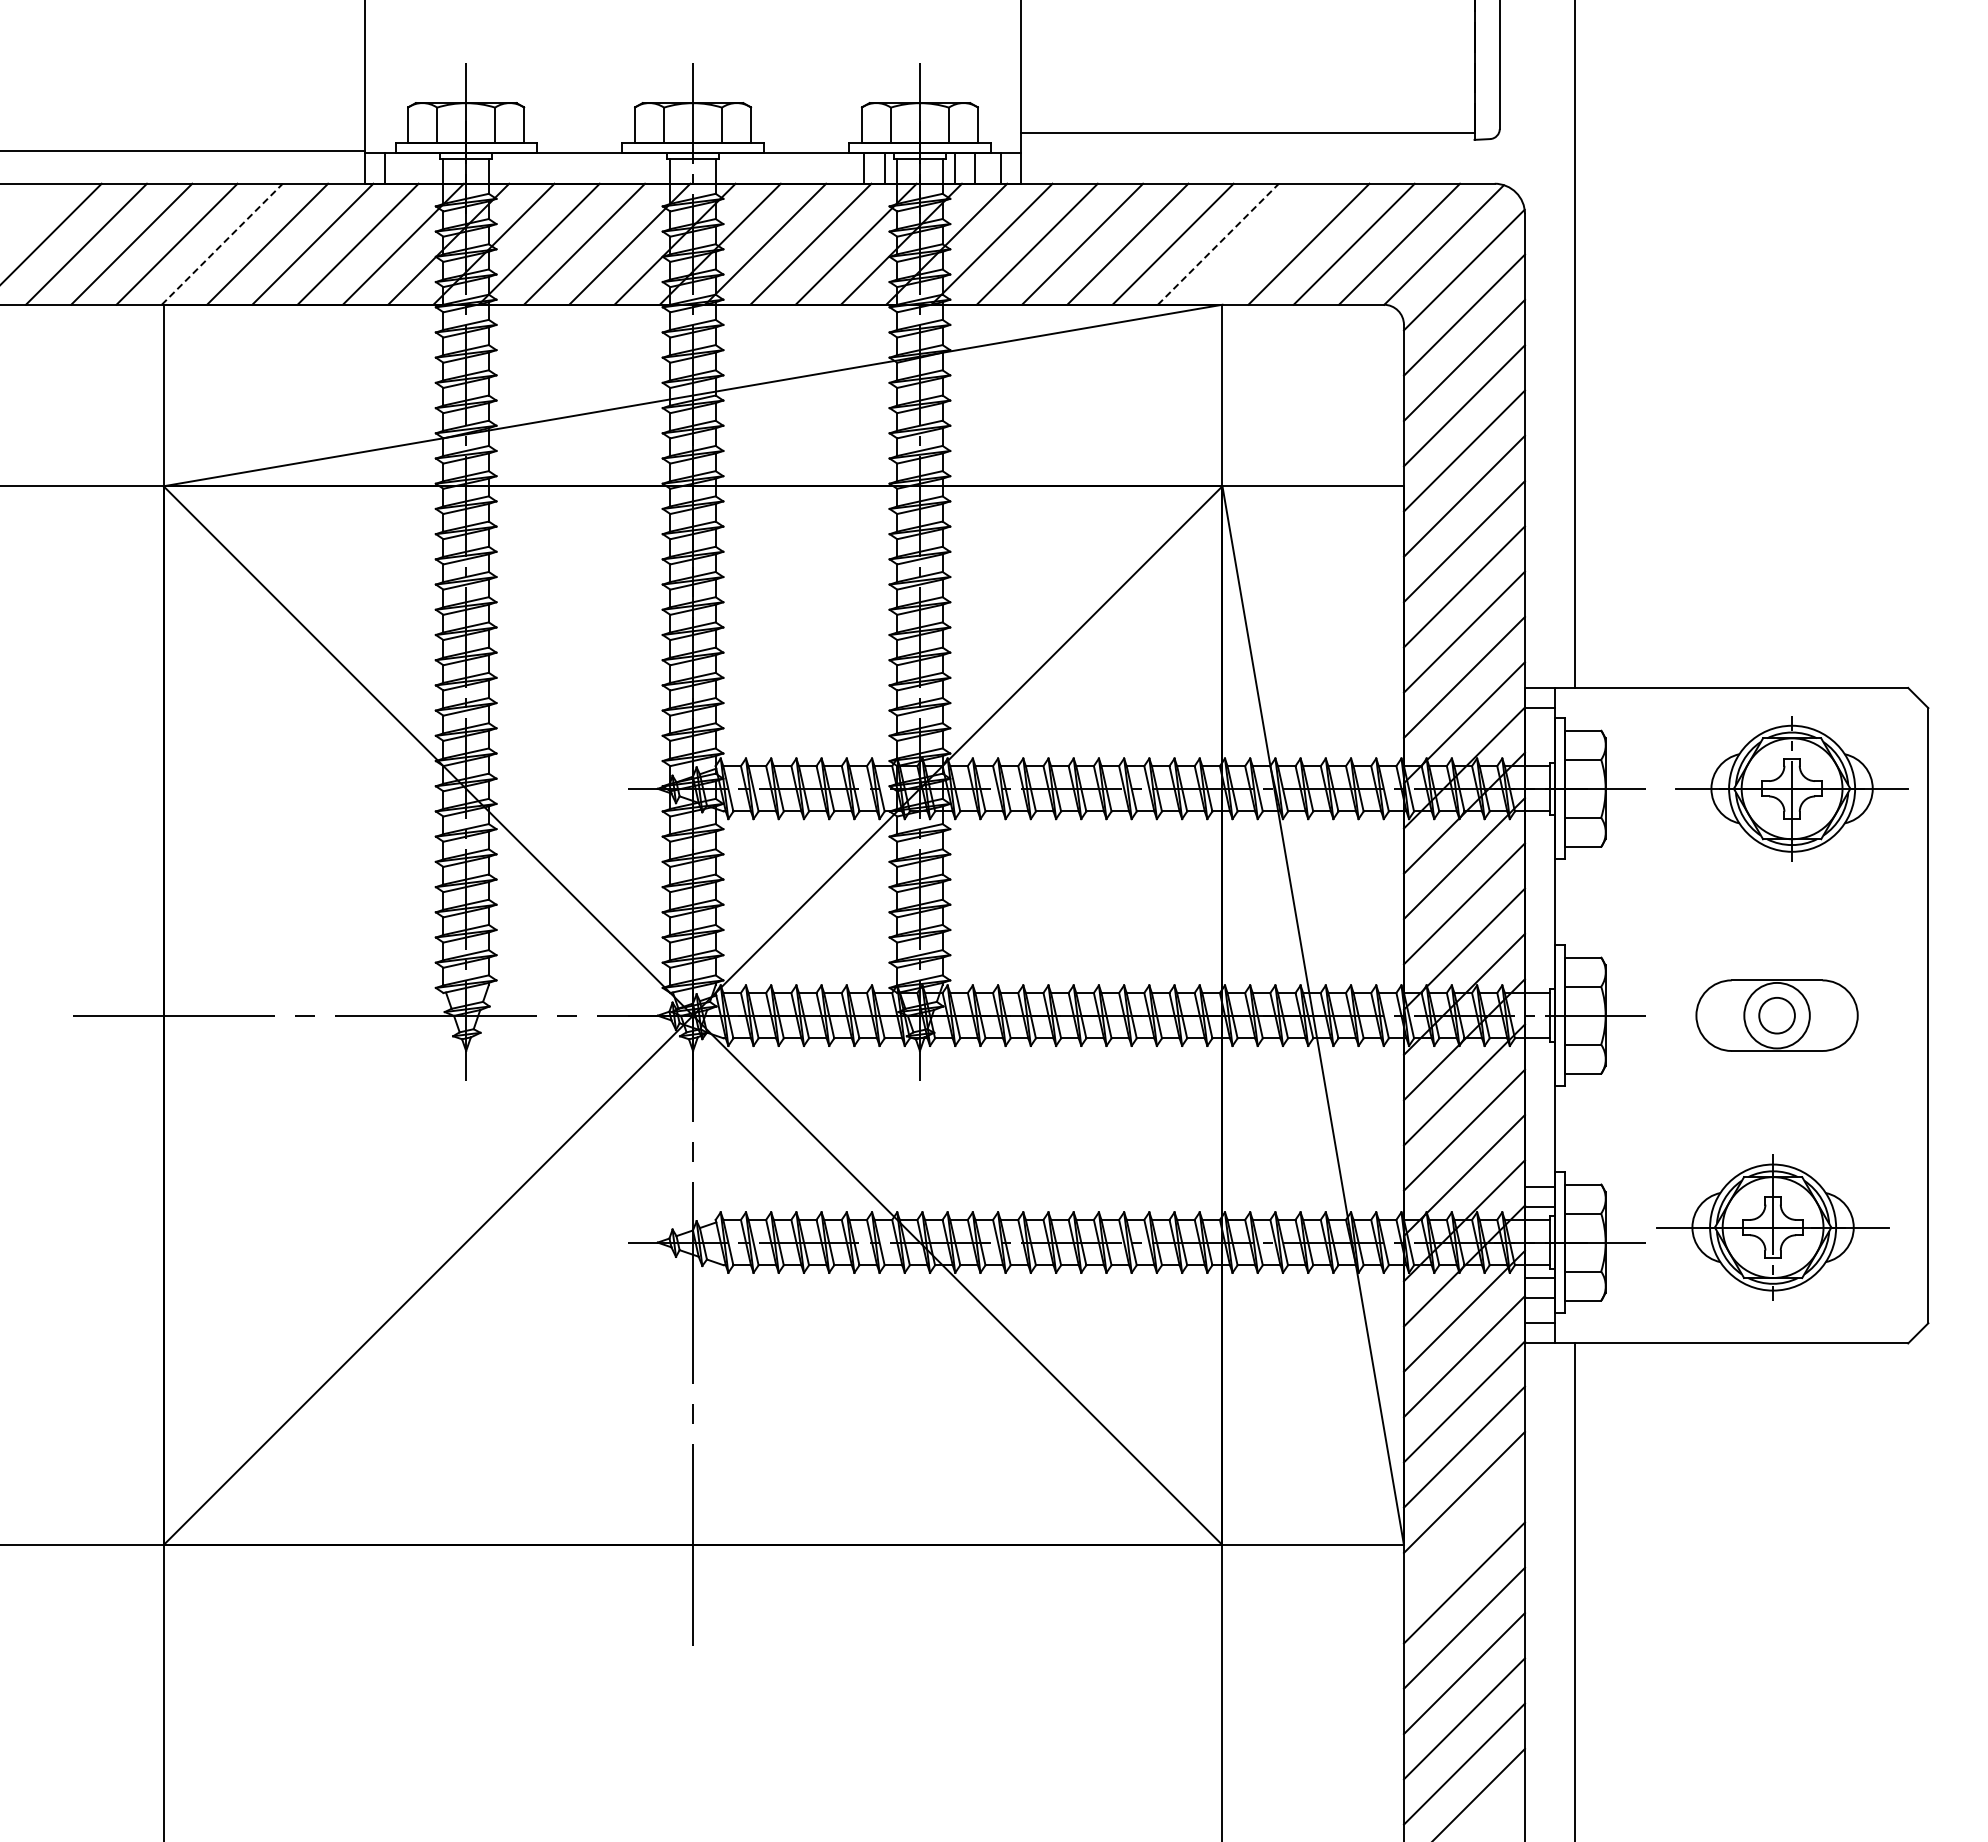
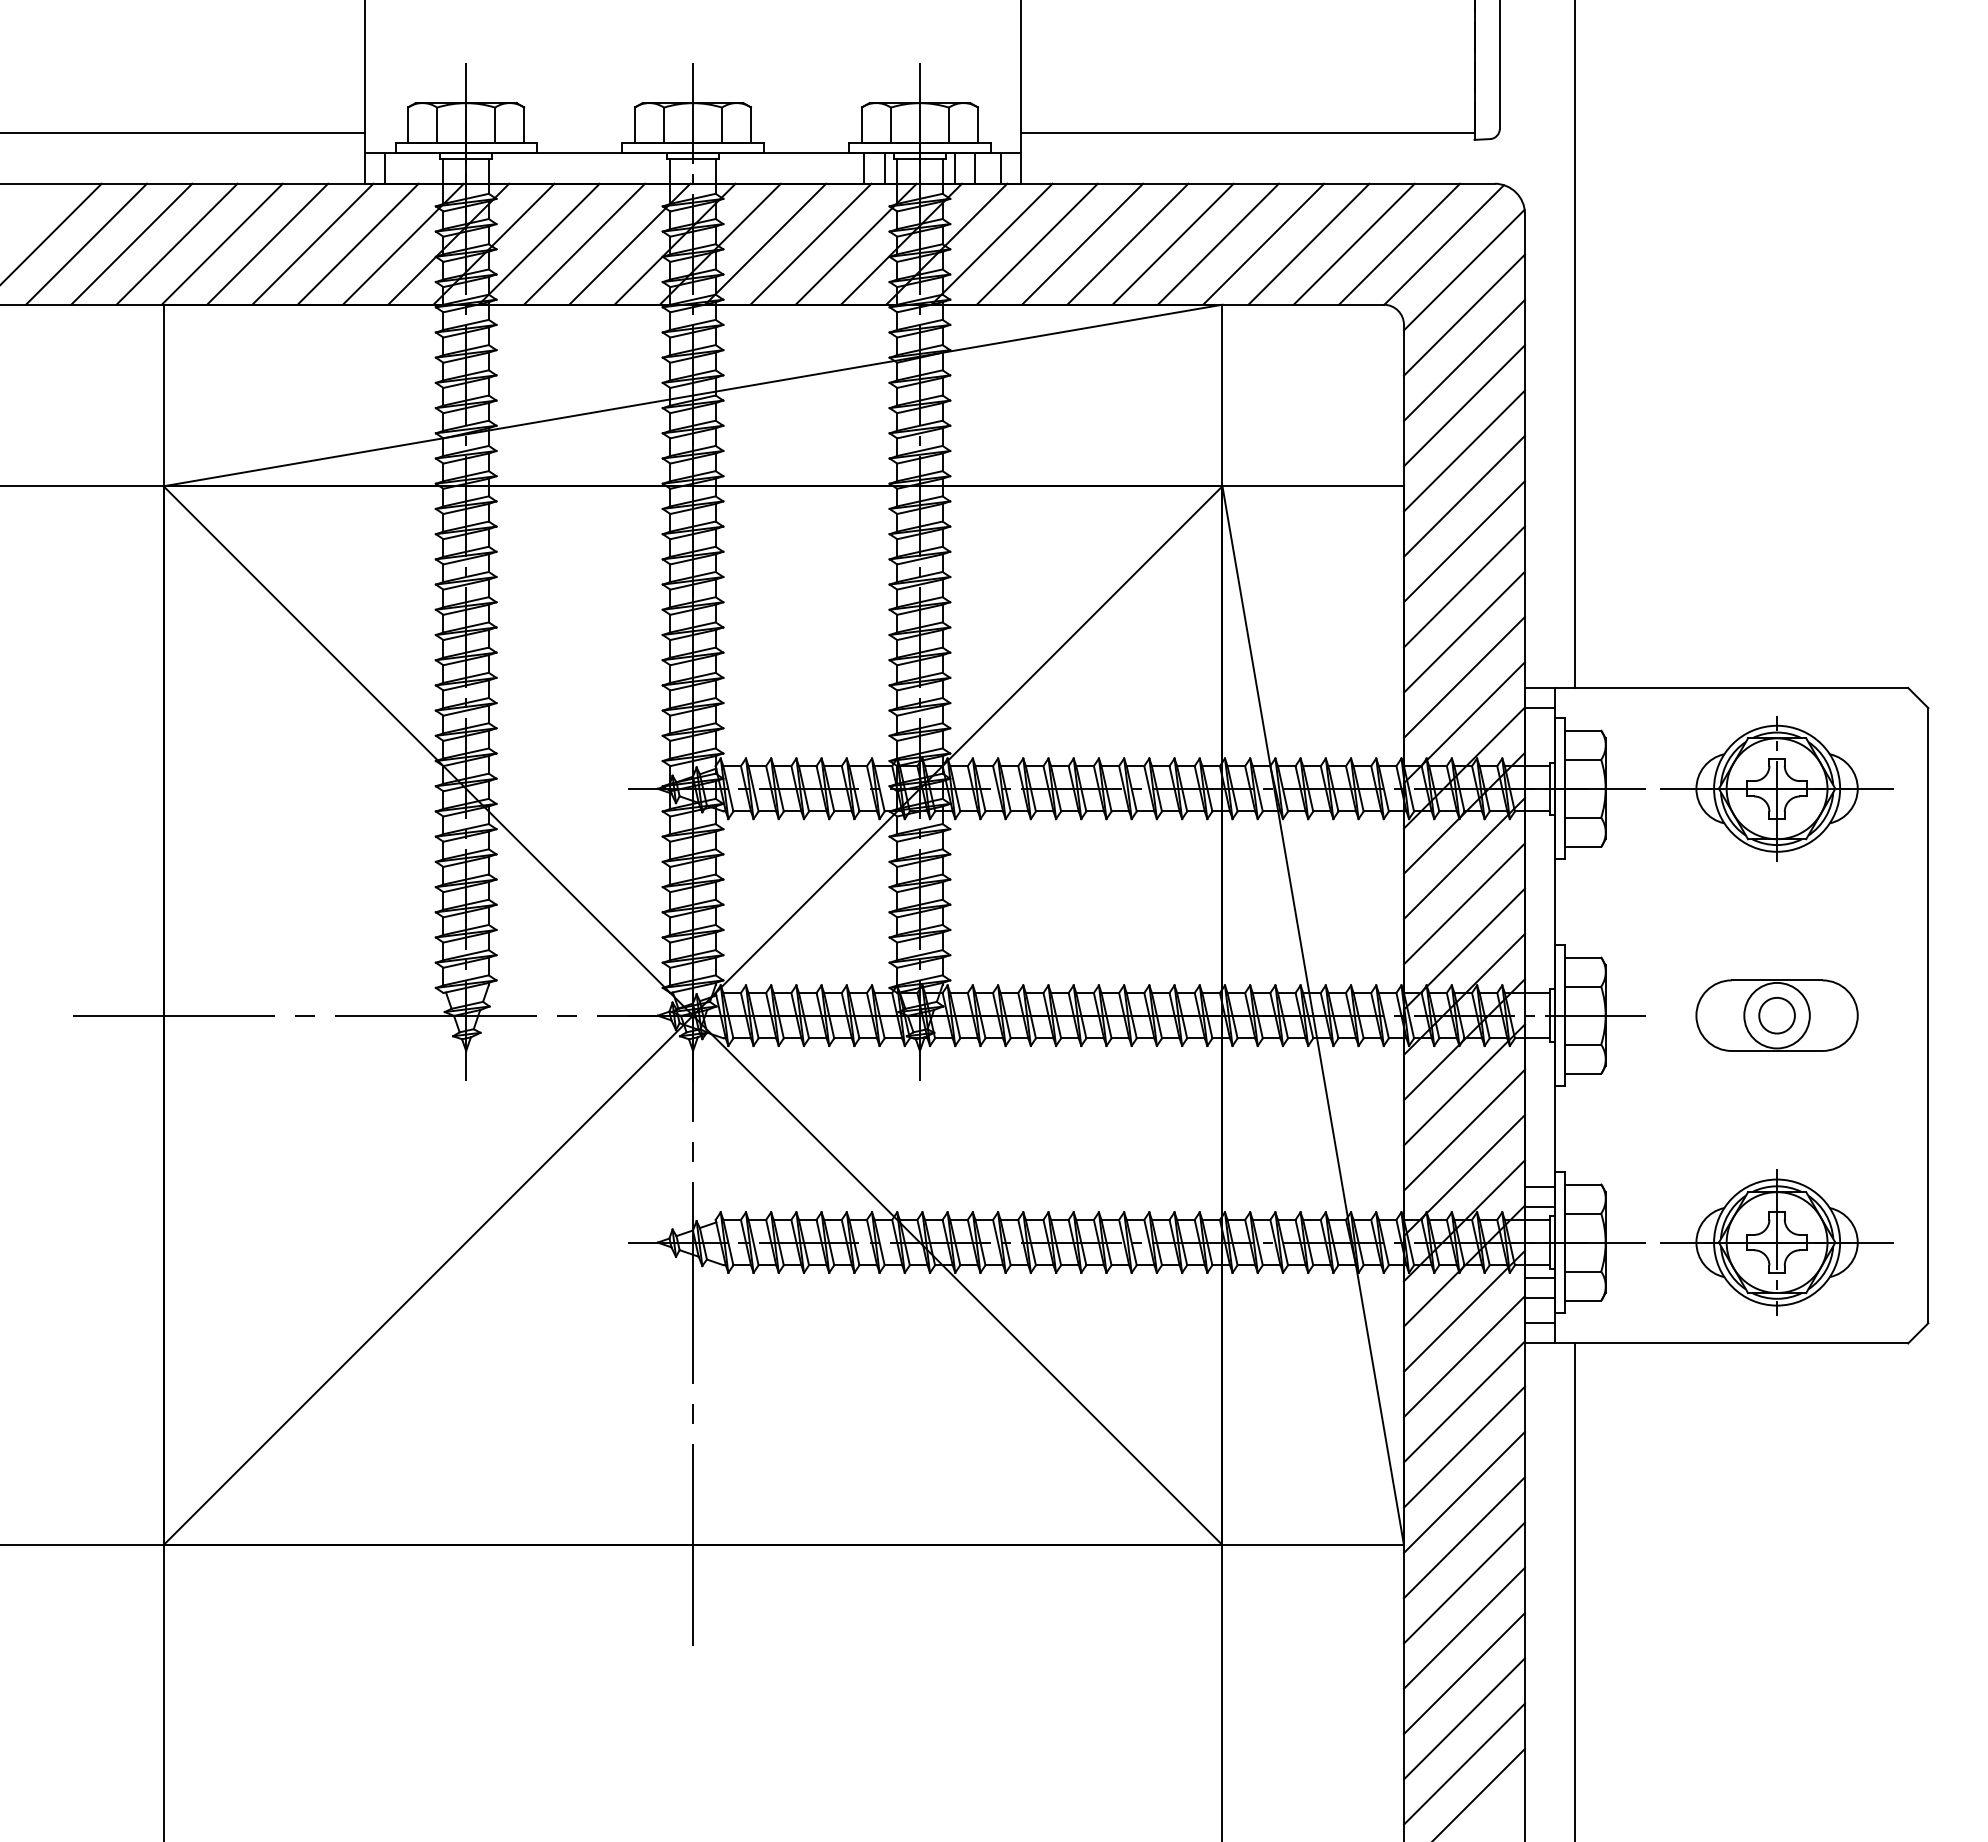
line position: (183, 151) -> (183, 133) (183, 133)
line: none -> present (1263, 243)
line: dashed -> solid (222, 244)
line: dashed -> solid (1218, 244)
part position: (1791, 788) -> (1776, 788) (1776, 788)
part position: (1772, 1227) -> (1776, 1242) (1776, 1242)
line: none -> present (1463, 1537)
